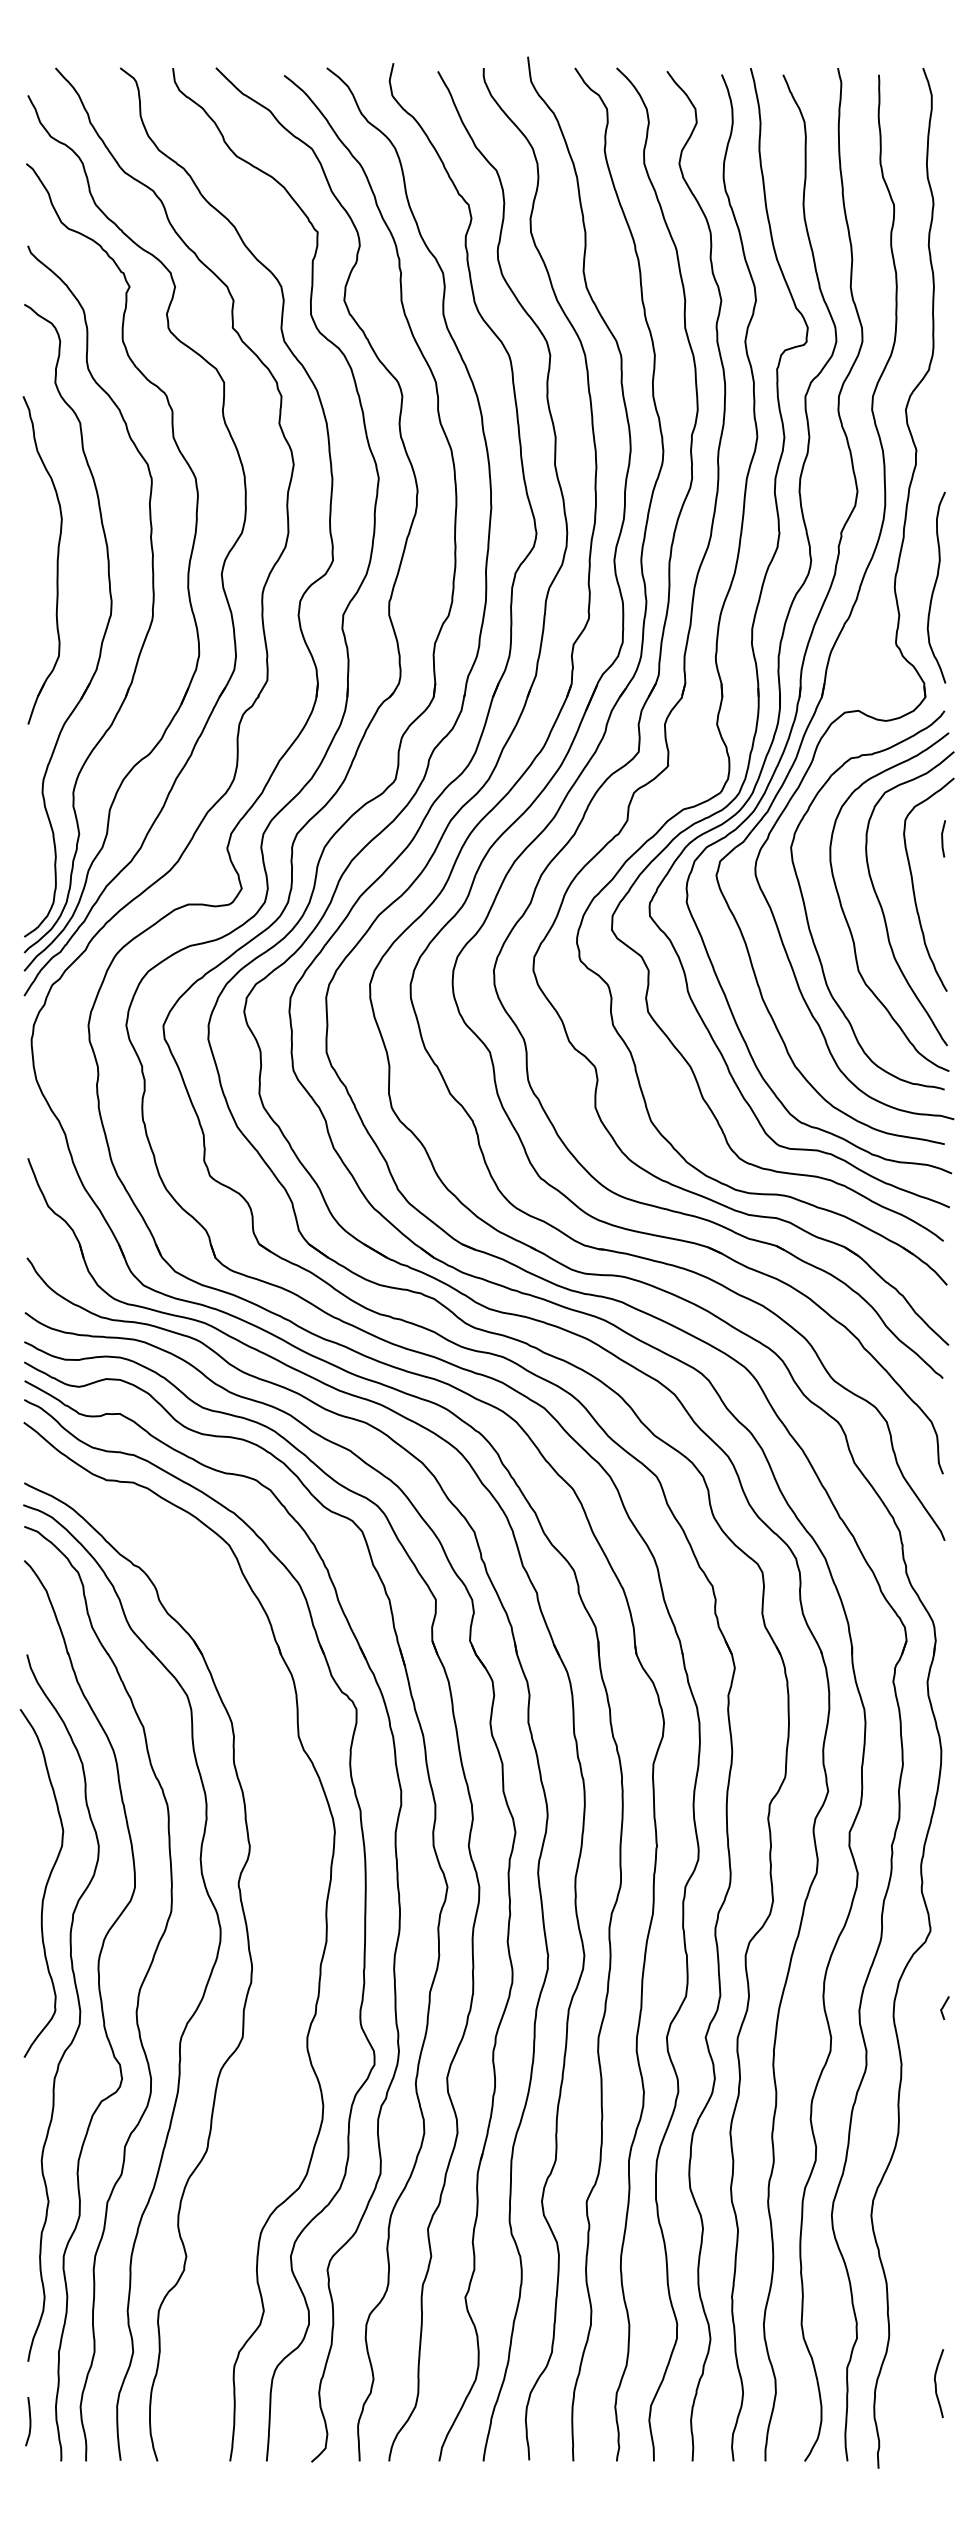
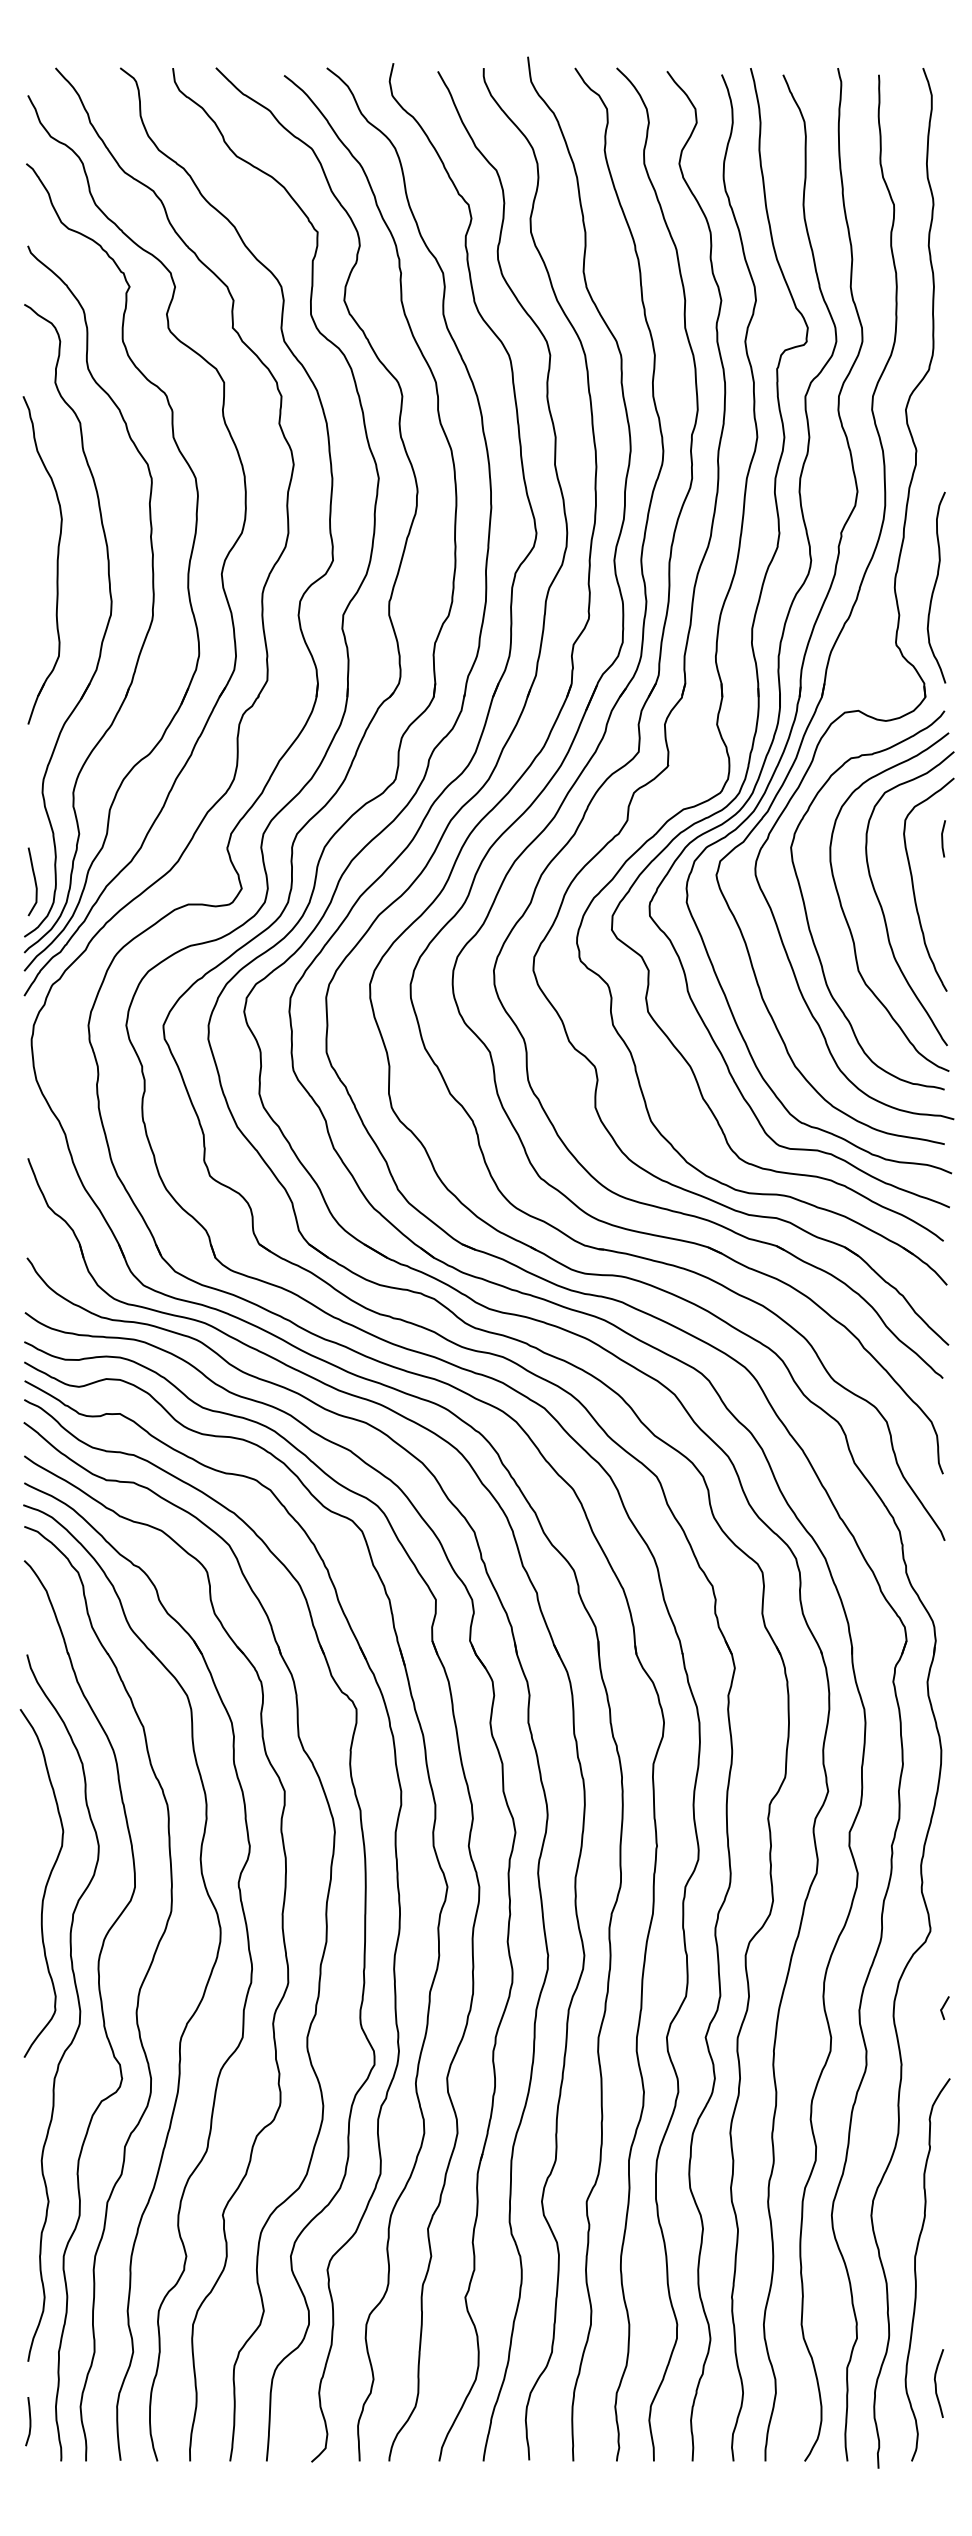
curve: none -> present (34, 881)
part: none -> present (283, 1945)
curve: none -> present (916, 2271)
